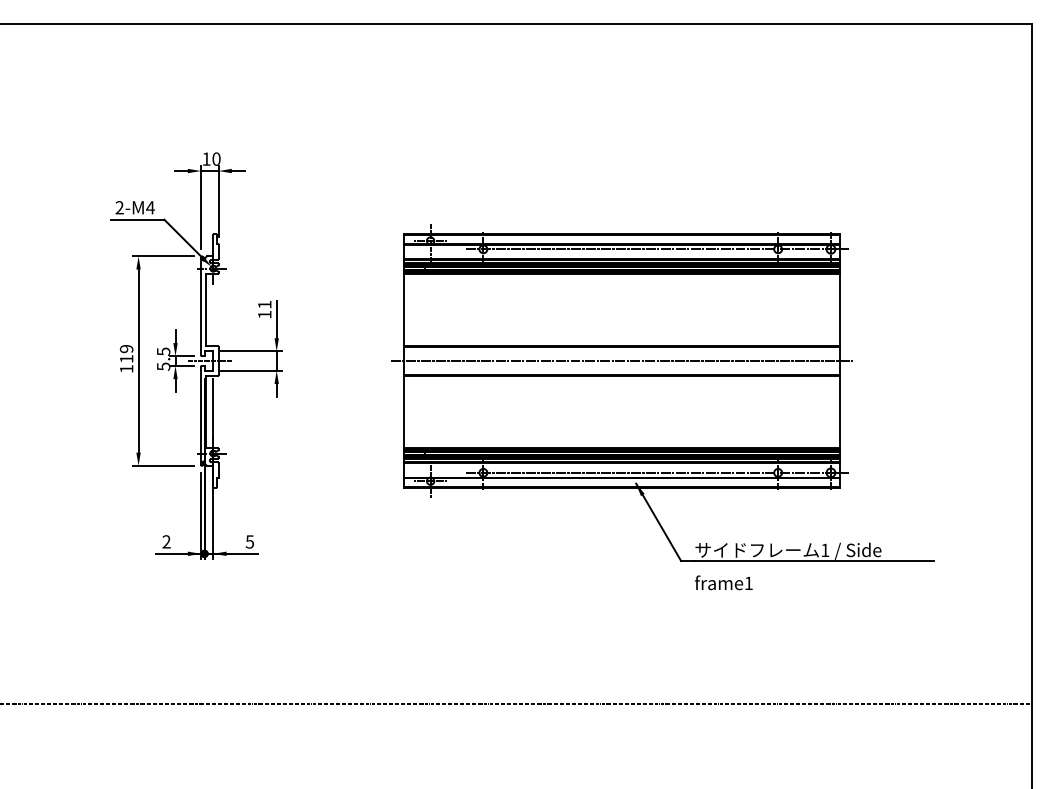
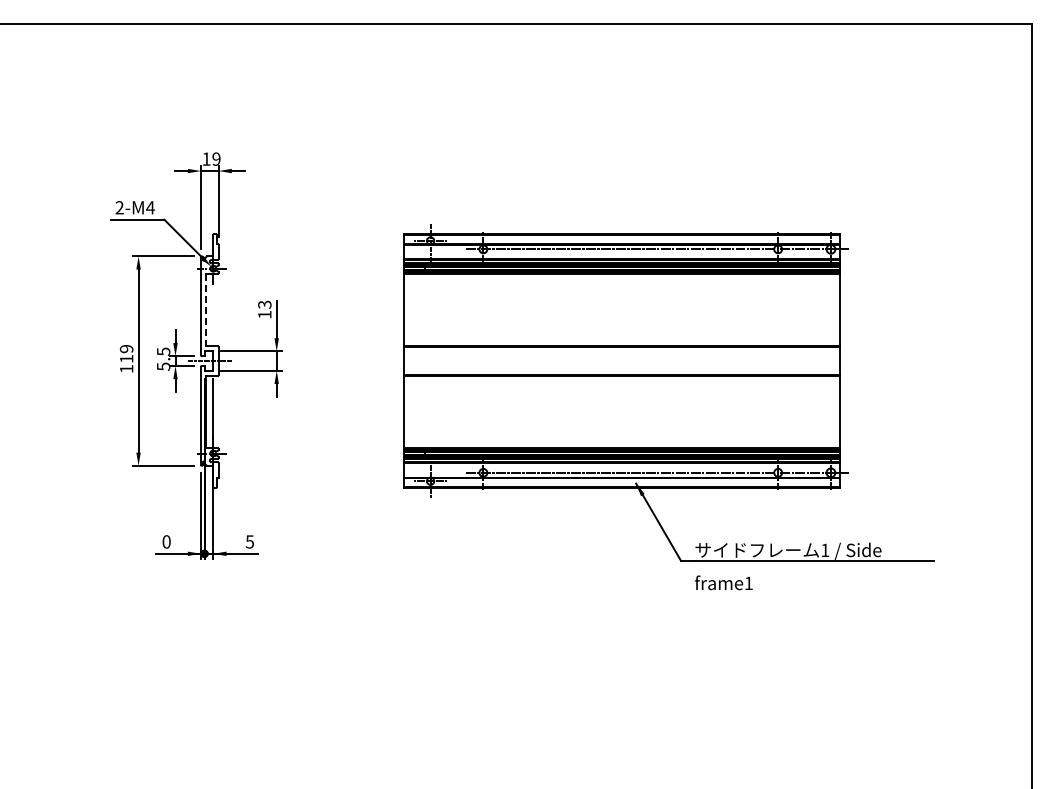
text: 10 -> 19 (216, 158)
text: 11 -> 13 (264, 304)
line: solid -> dashed (206, 310)
line: present -> none (621, 361)
text: 2 -> 0 (166, 541)
line: present -> none (517, 704)
